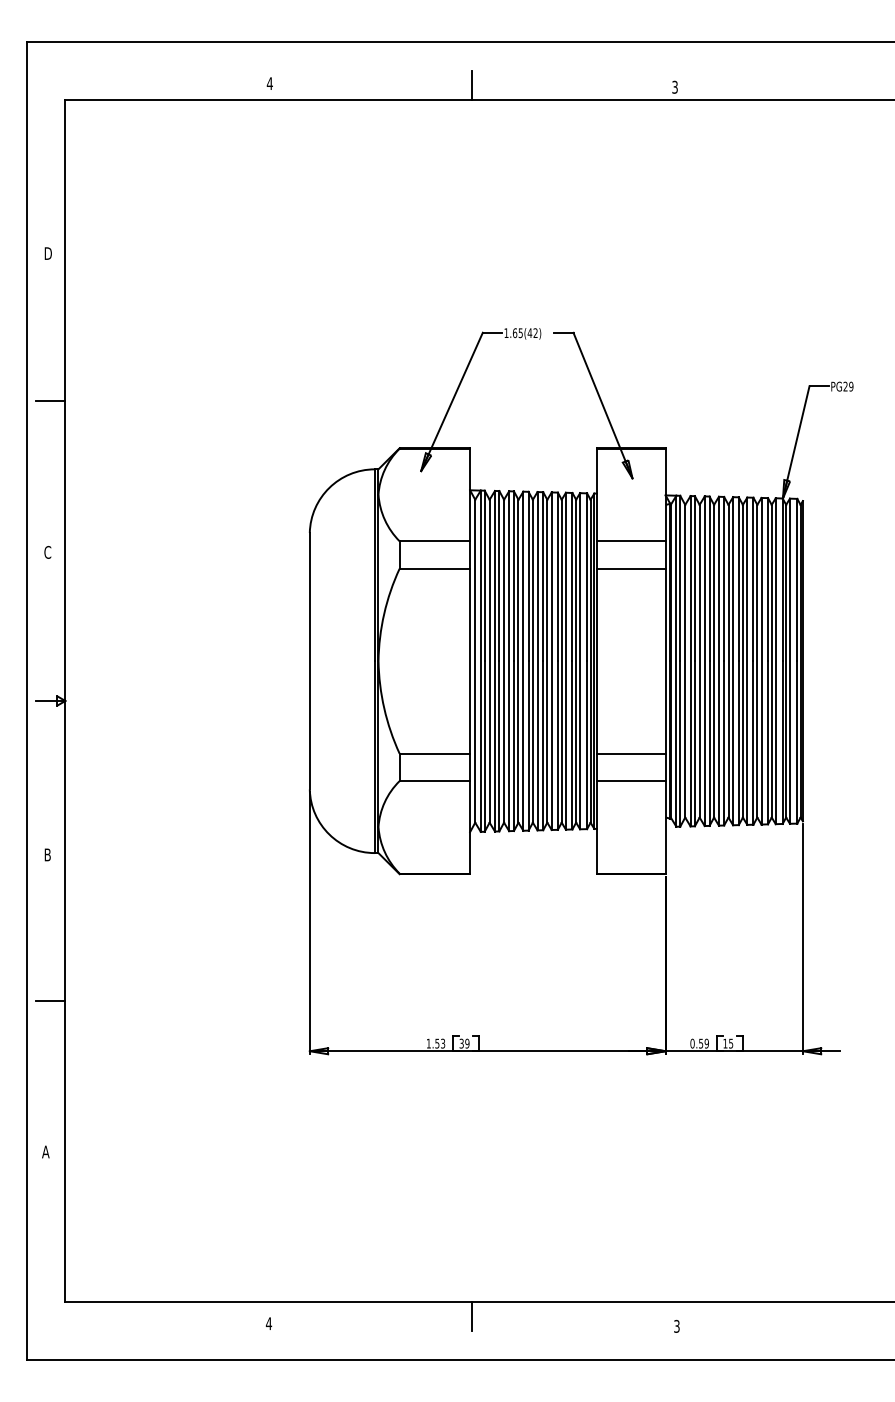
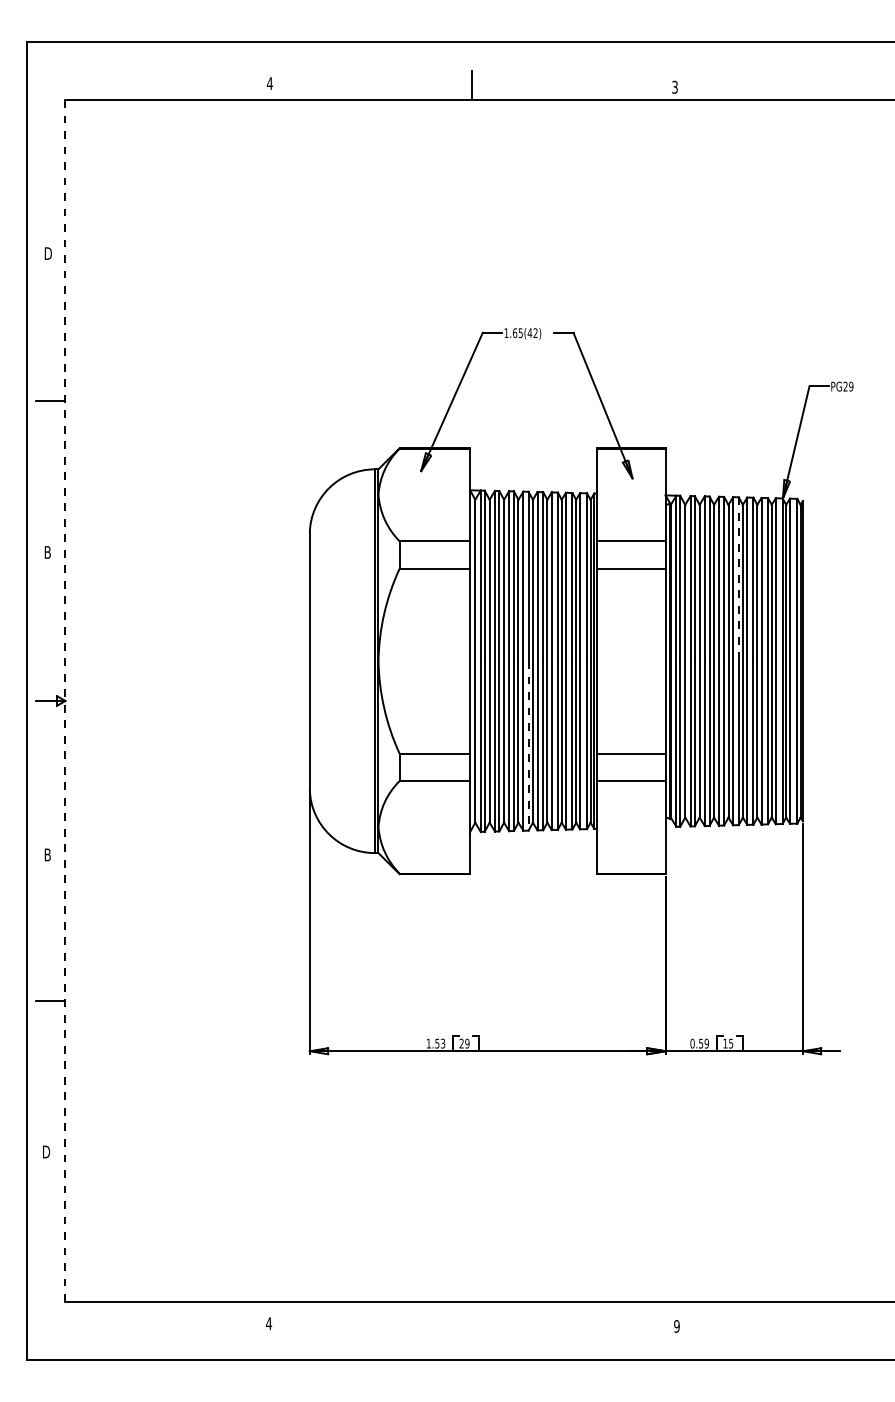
text: C -> B (47, 551)
line: solid -> dashed (738, 579)
line: solid -> dashed (65, 701)
line: solid -> dashed (528, 745)
text: 39 -> 29 (461, 1043)
text: A -> D (46, 1151)
line: present -> none (472, 1315)
text: 3 -> 9 (676, 1326)
